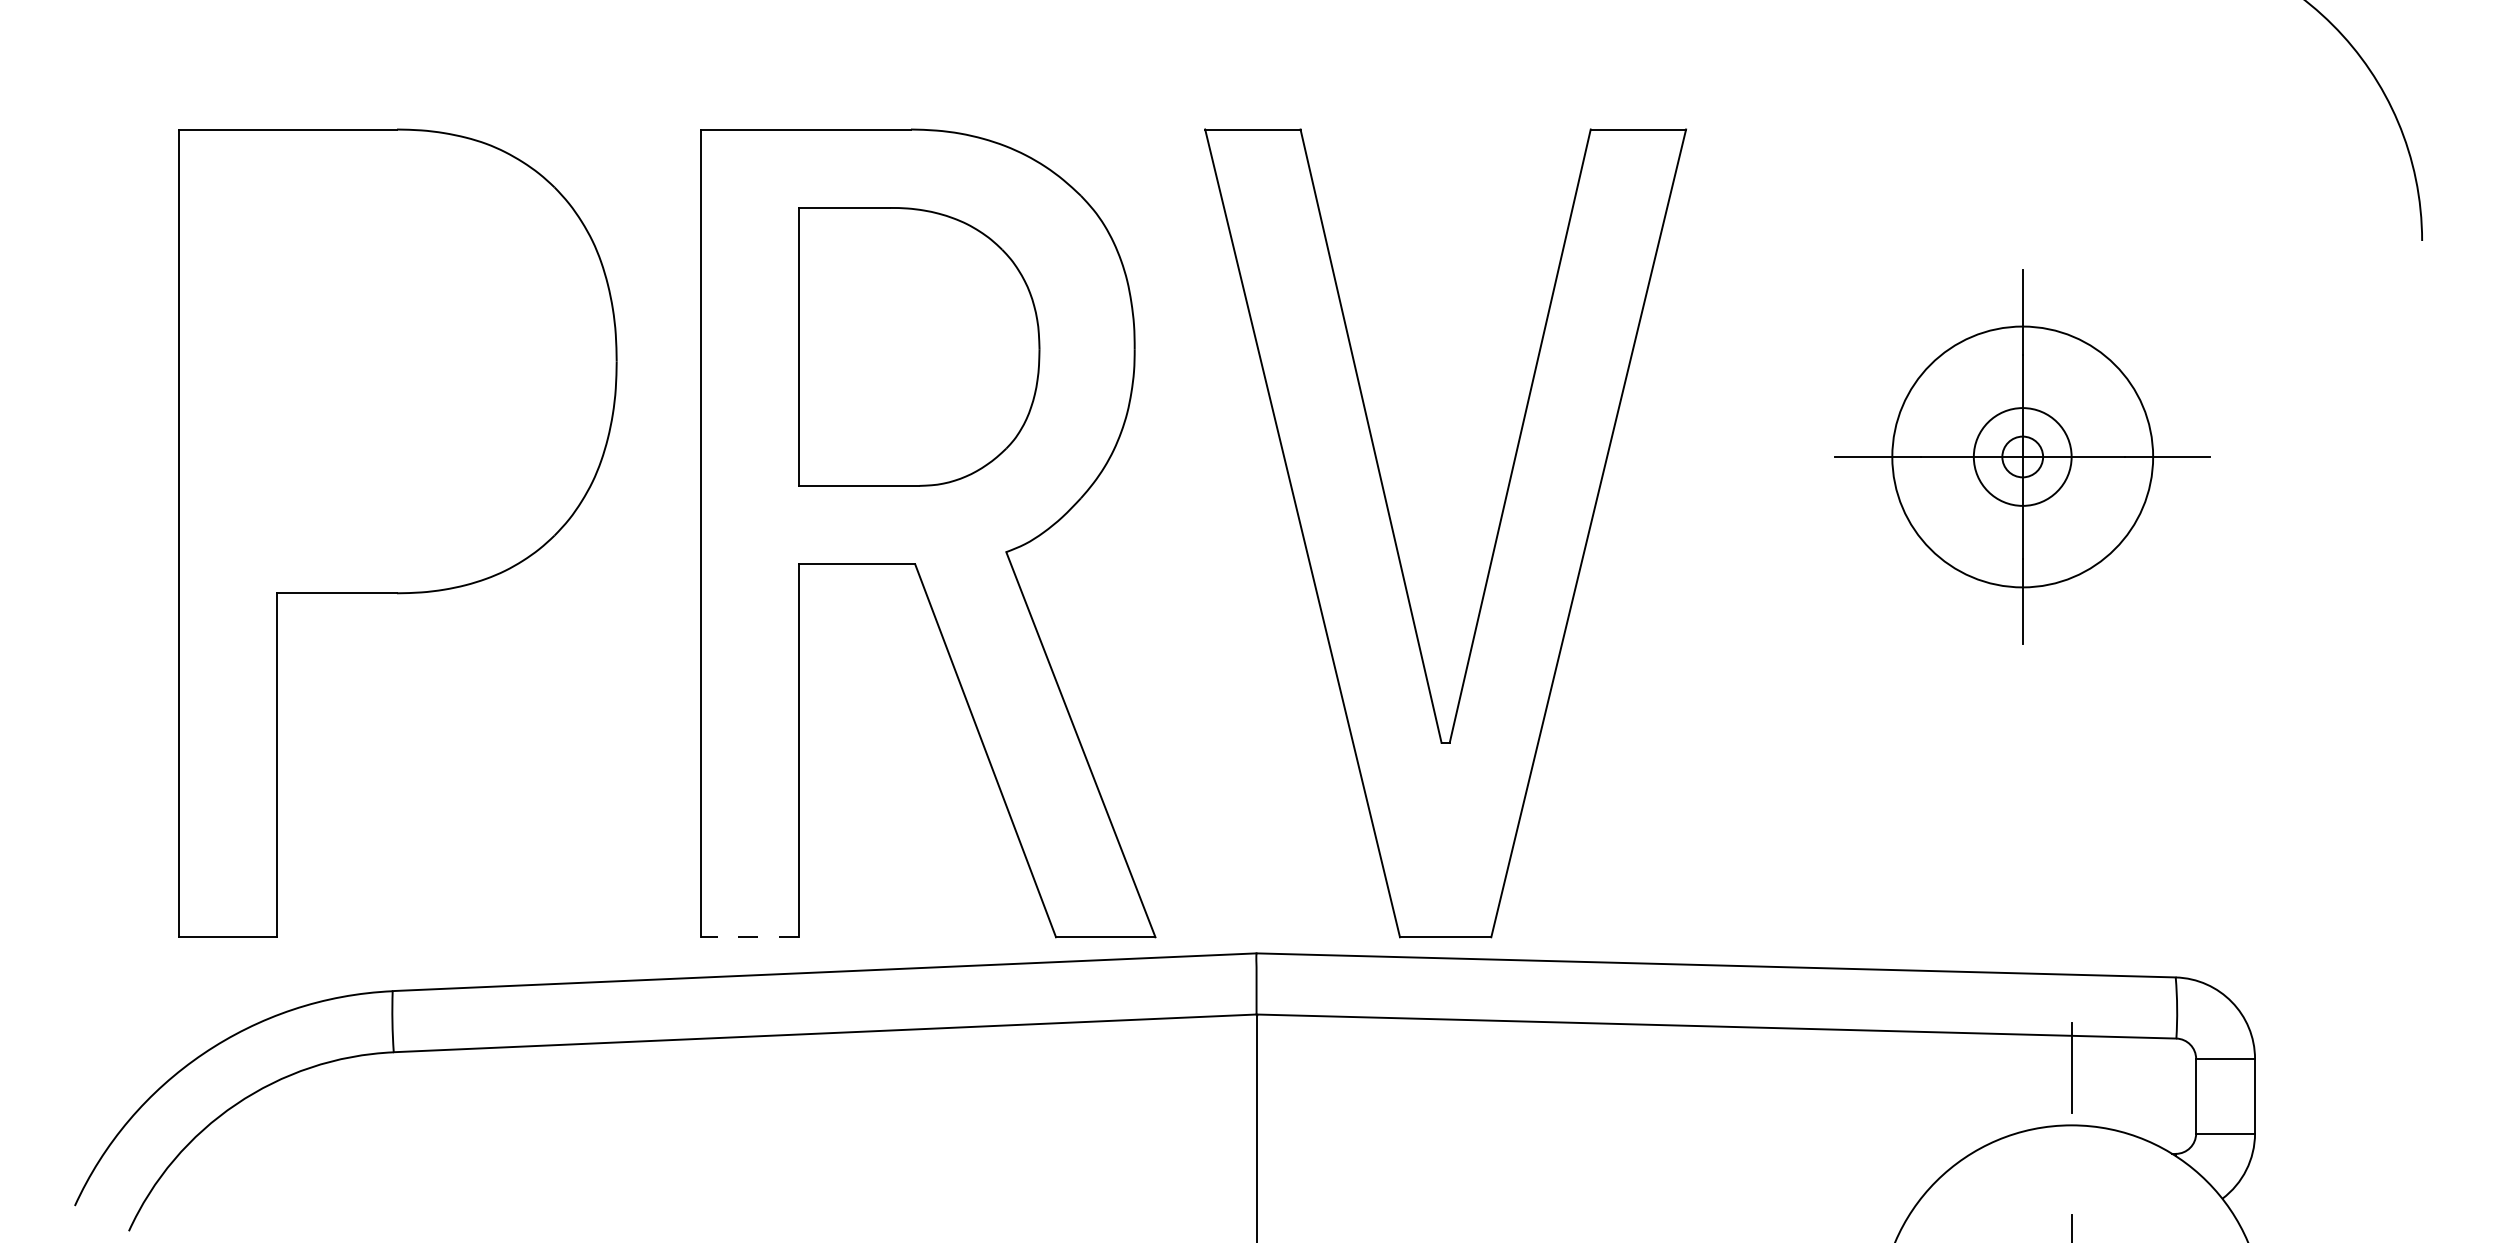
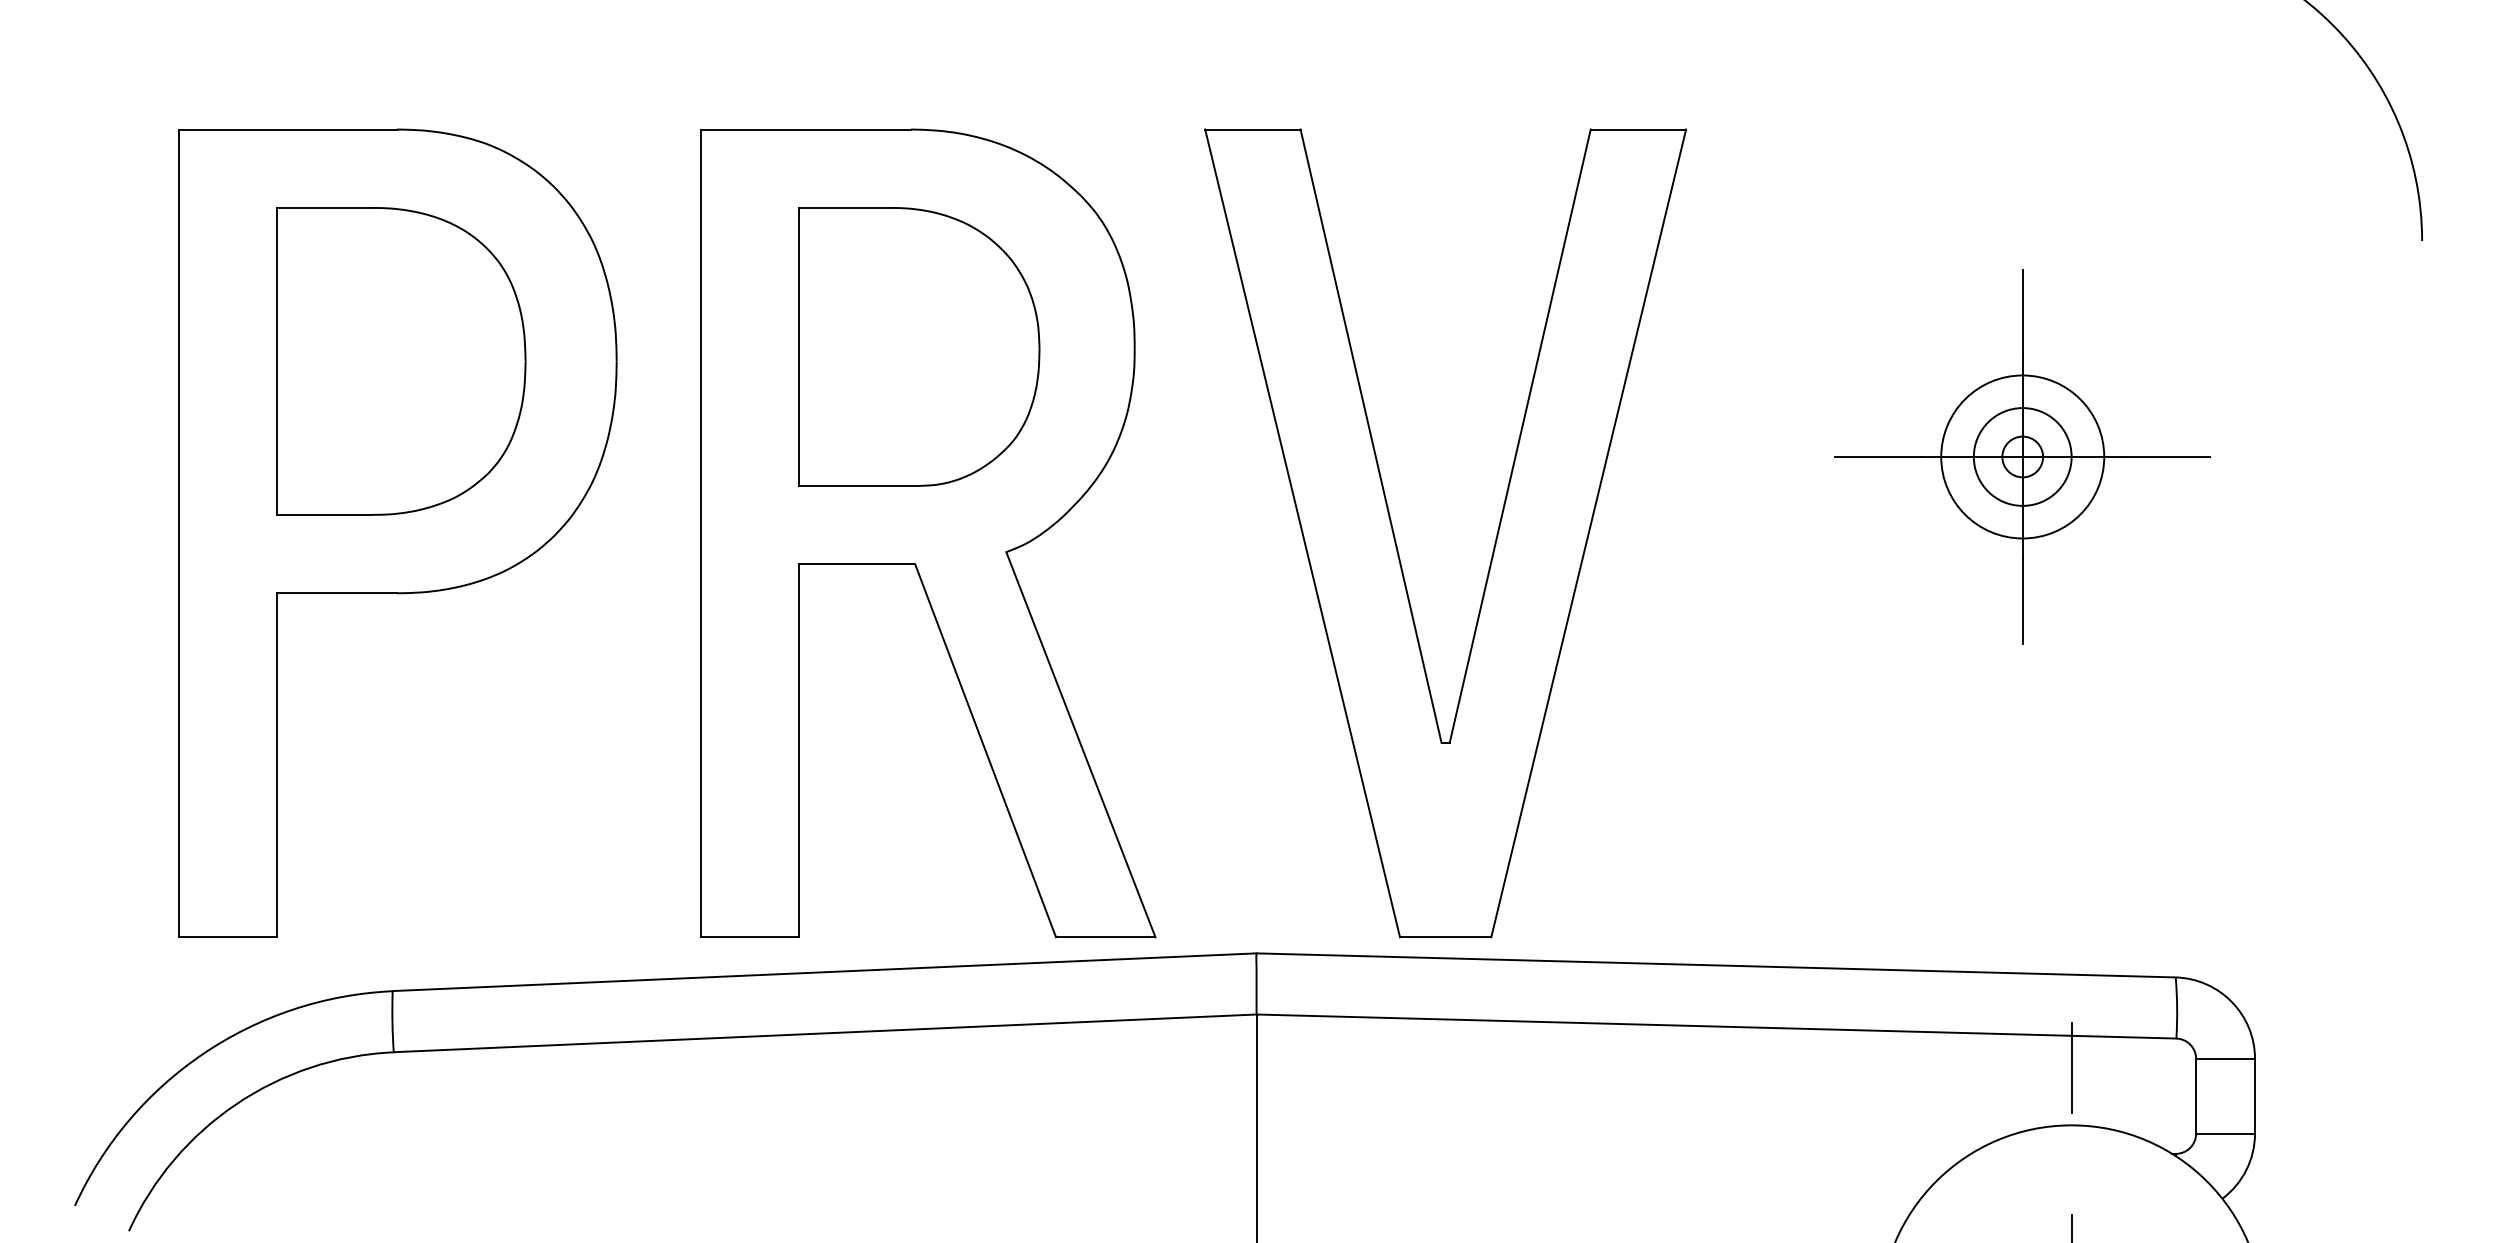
part: none -> present (401, 361)
circle diameter: 261 px -> 163 px (2022, 456)
line: dashed -> solid (749, 937)
